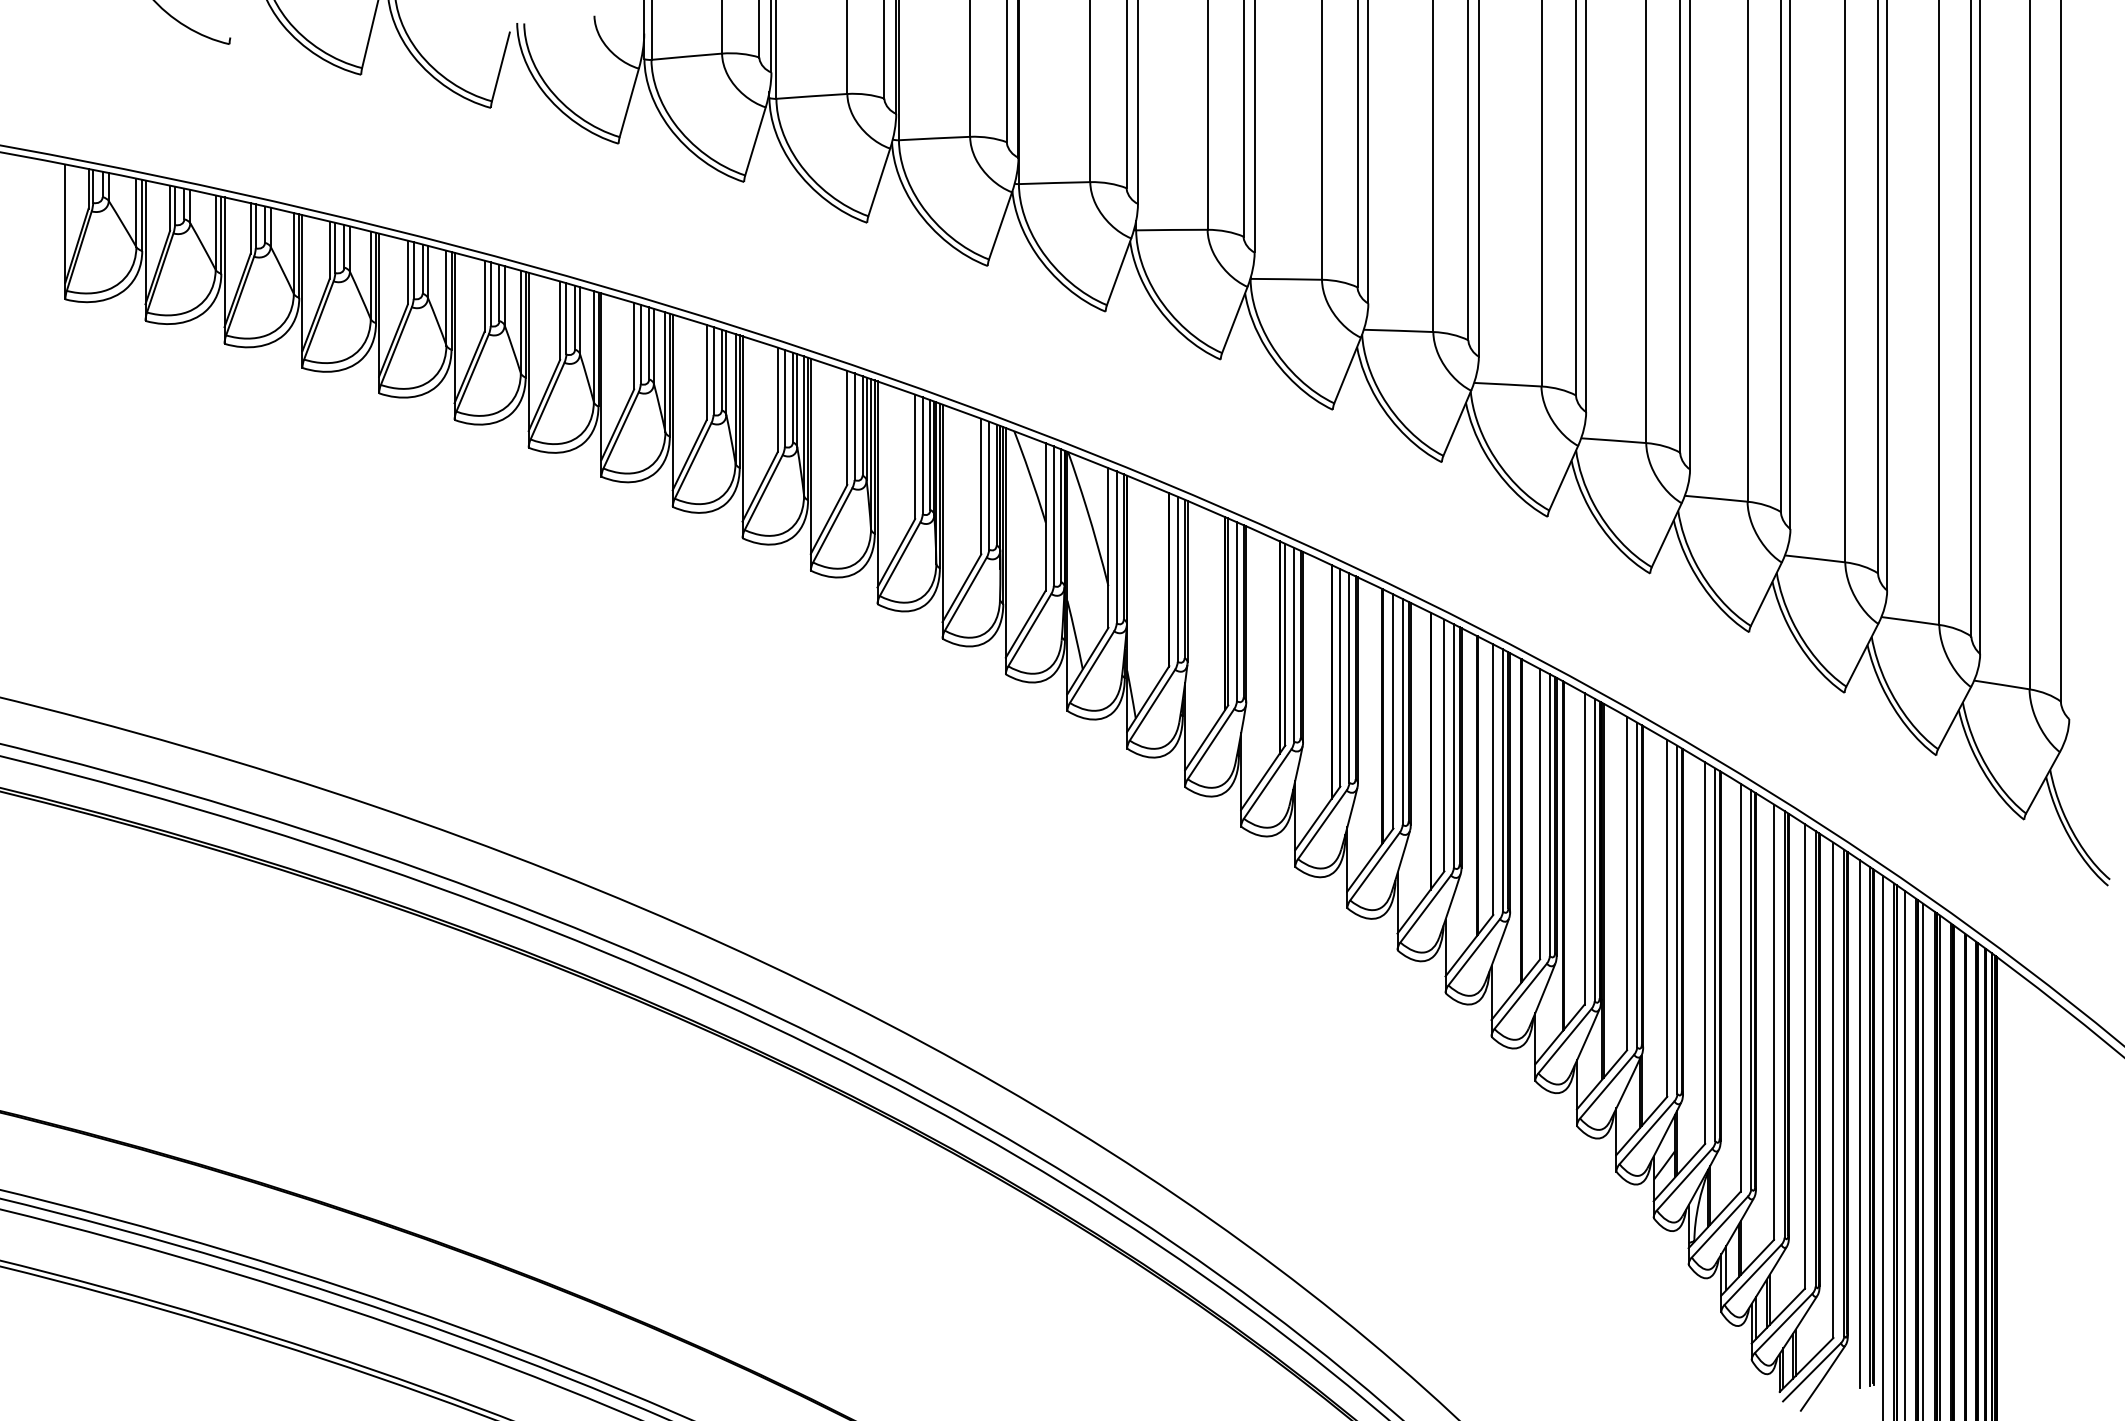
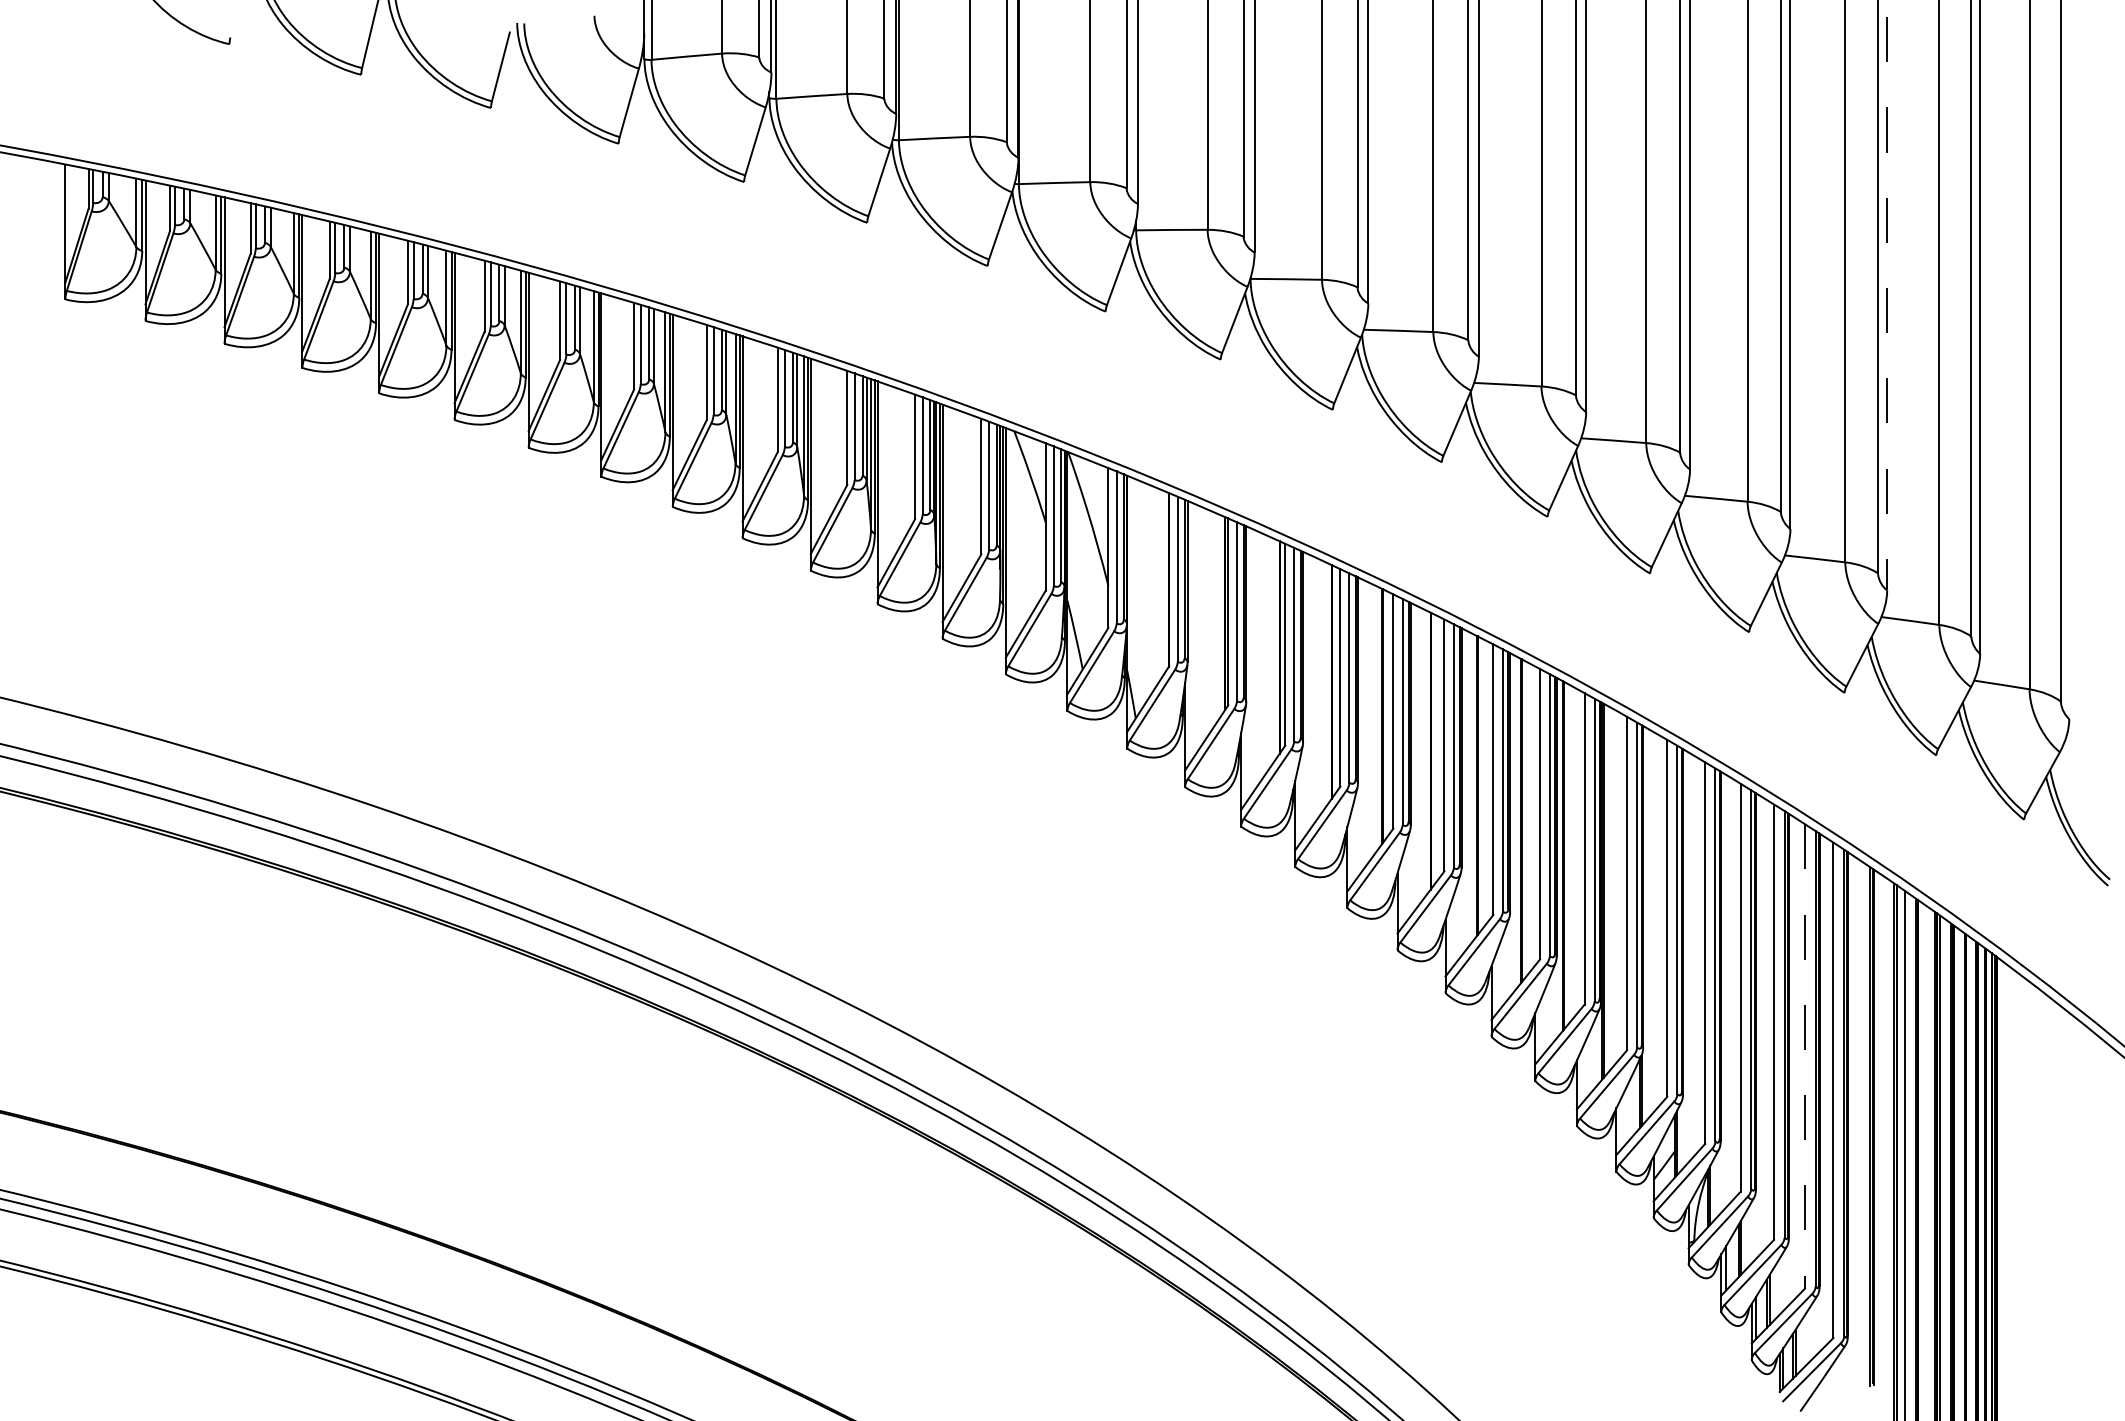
line: solid -> dashed (1887, 295)
line: solid -> dashed (1804, 1057)
line: present -> none (1859, 1123)
line: present -> none (1883, 1146)
line: present -> none (1923, 1160)
